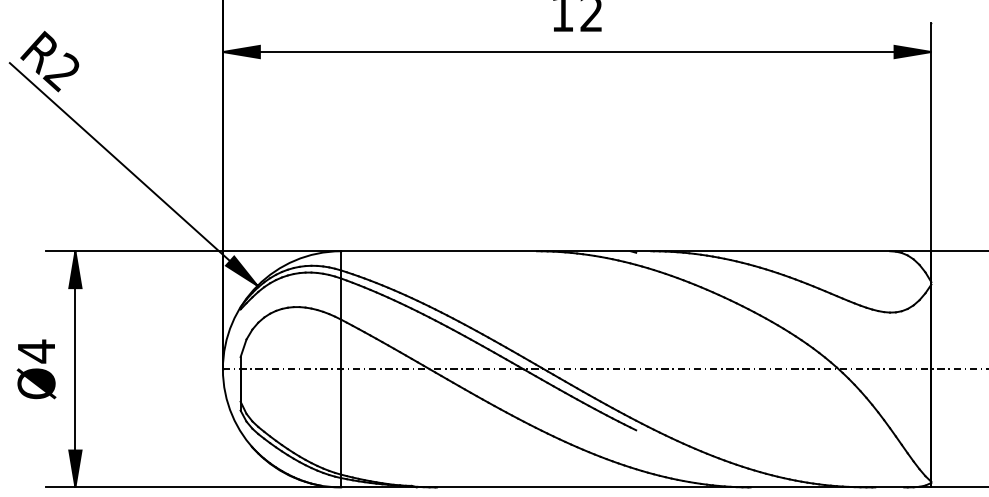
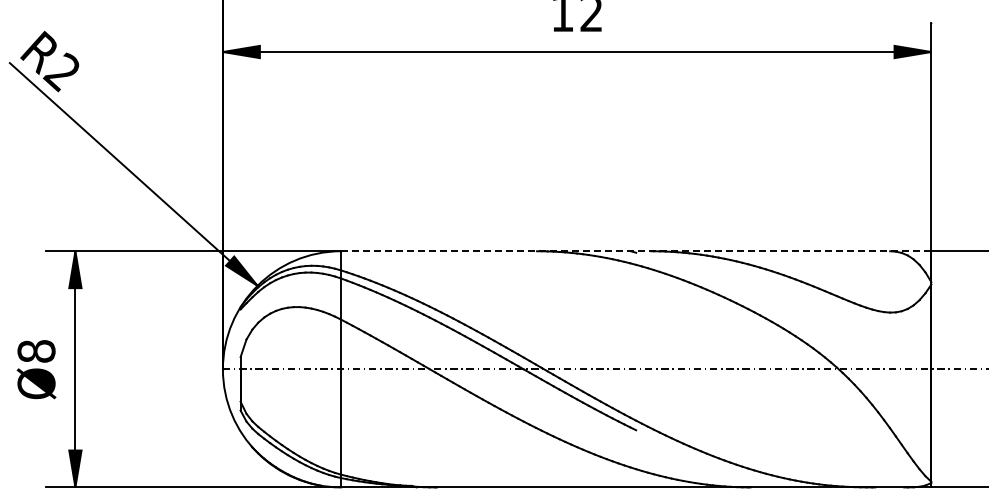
line: solid -> dashed (636, 251)
text: Ø4 -> Ø8 (36, 351)
